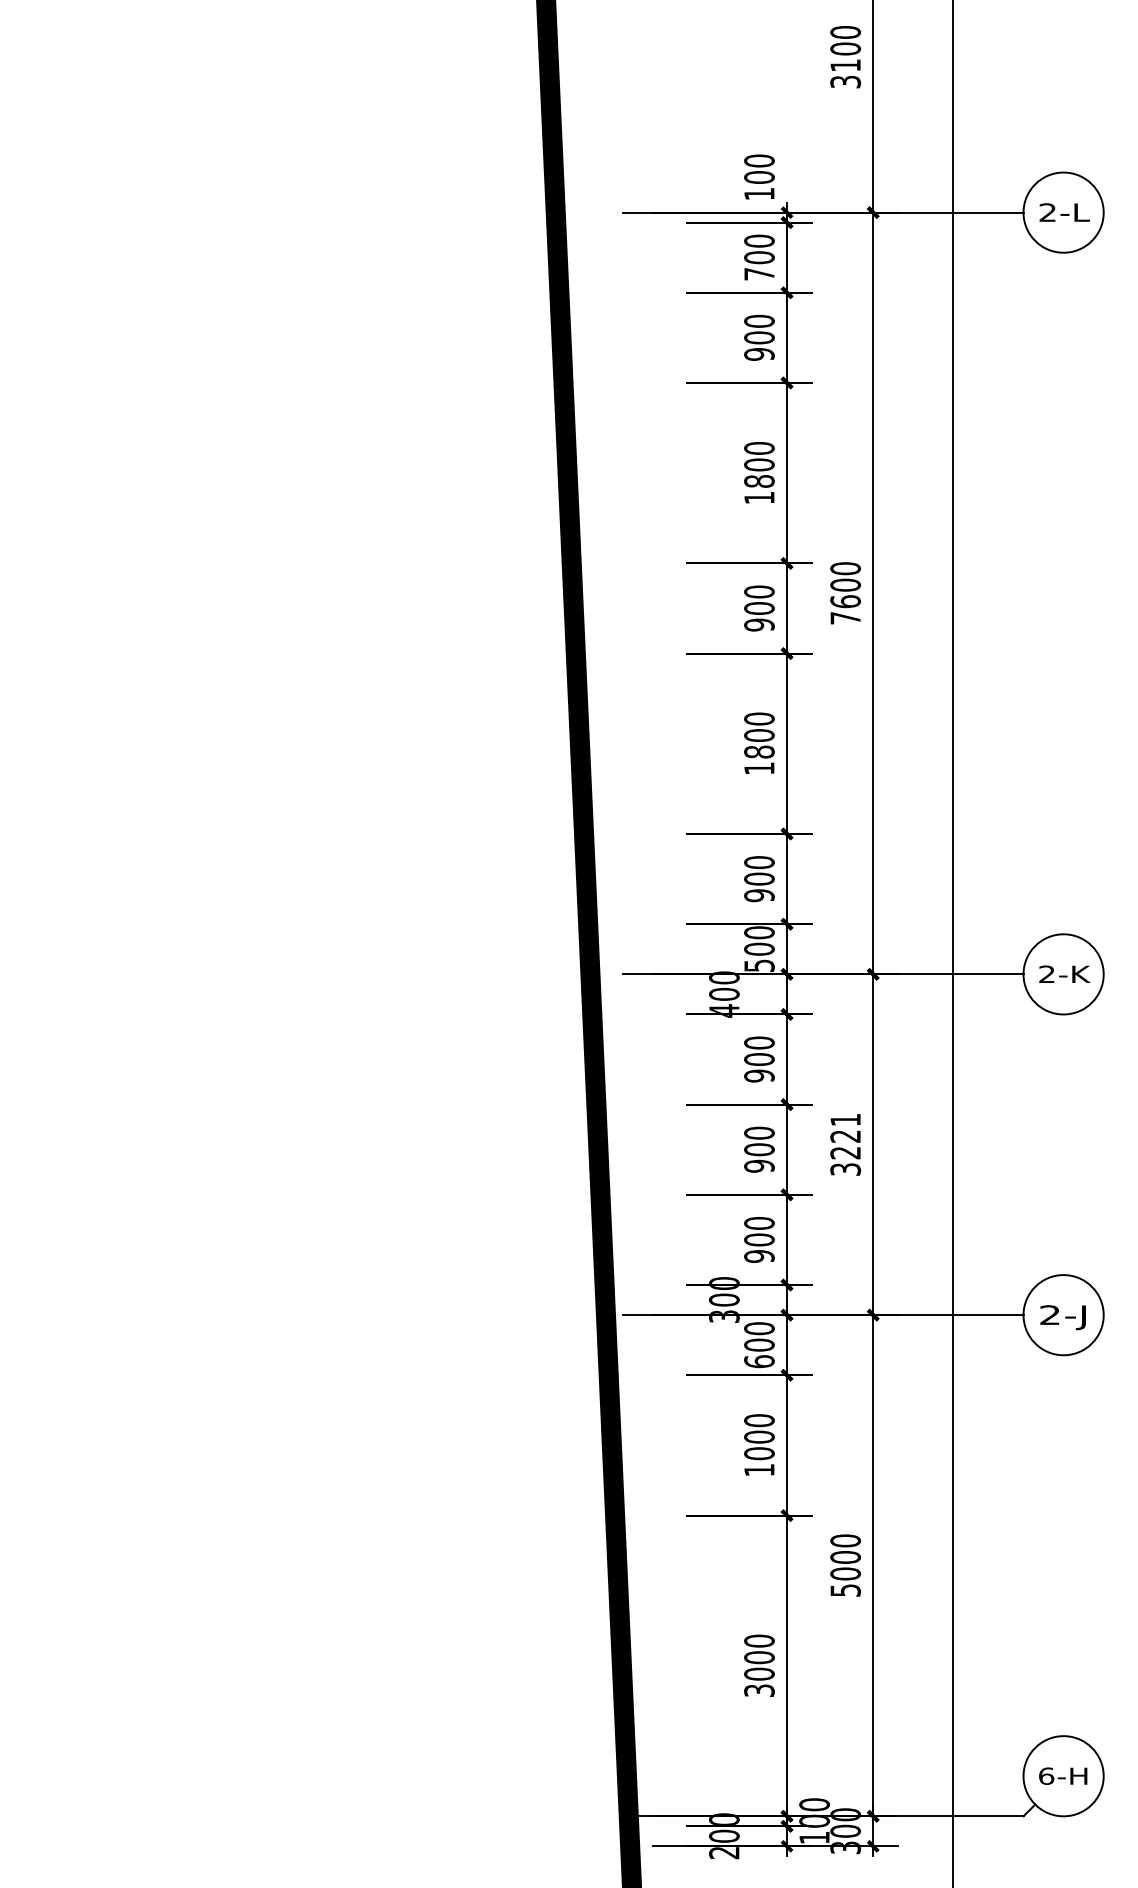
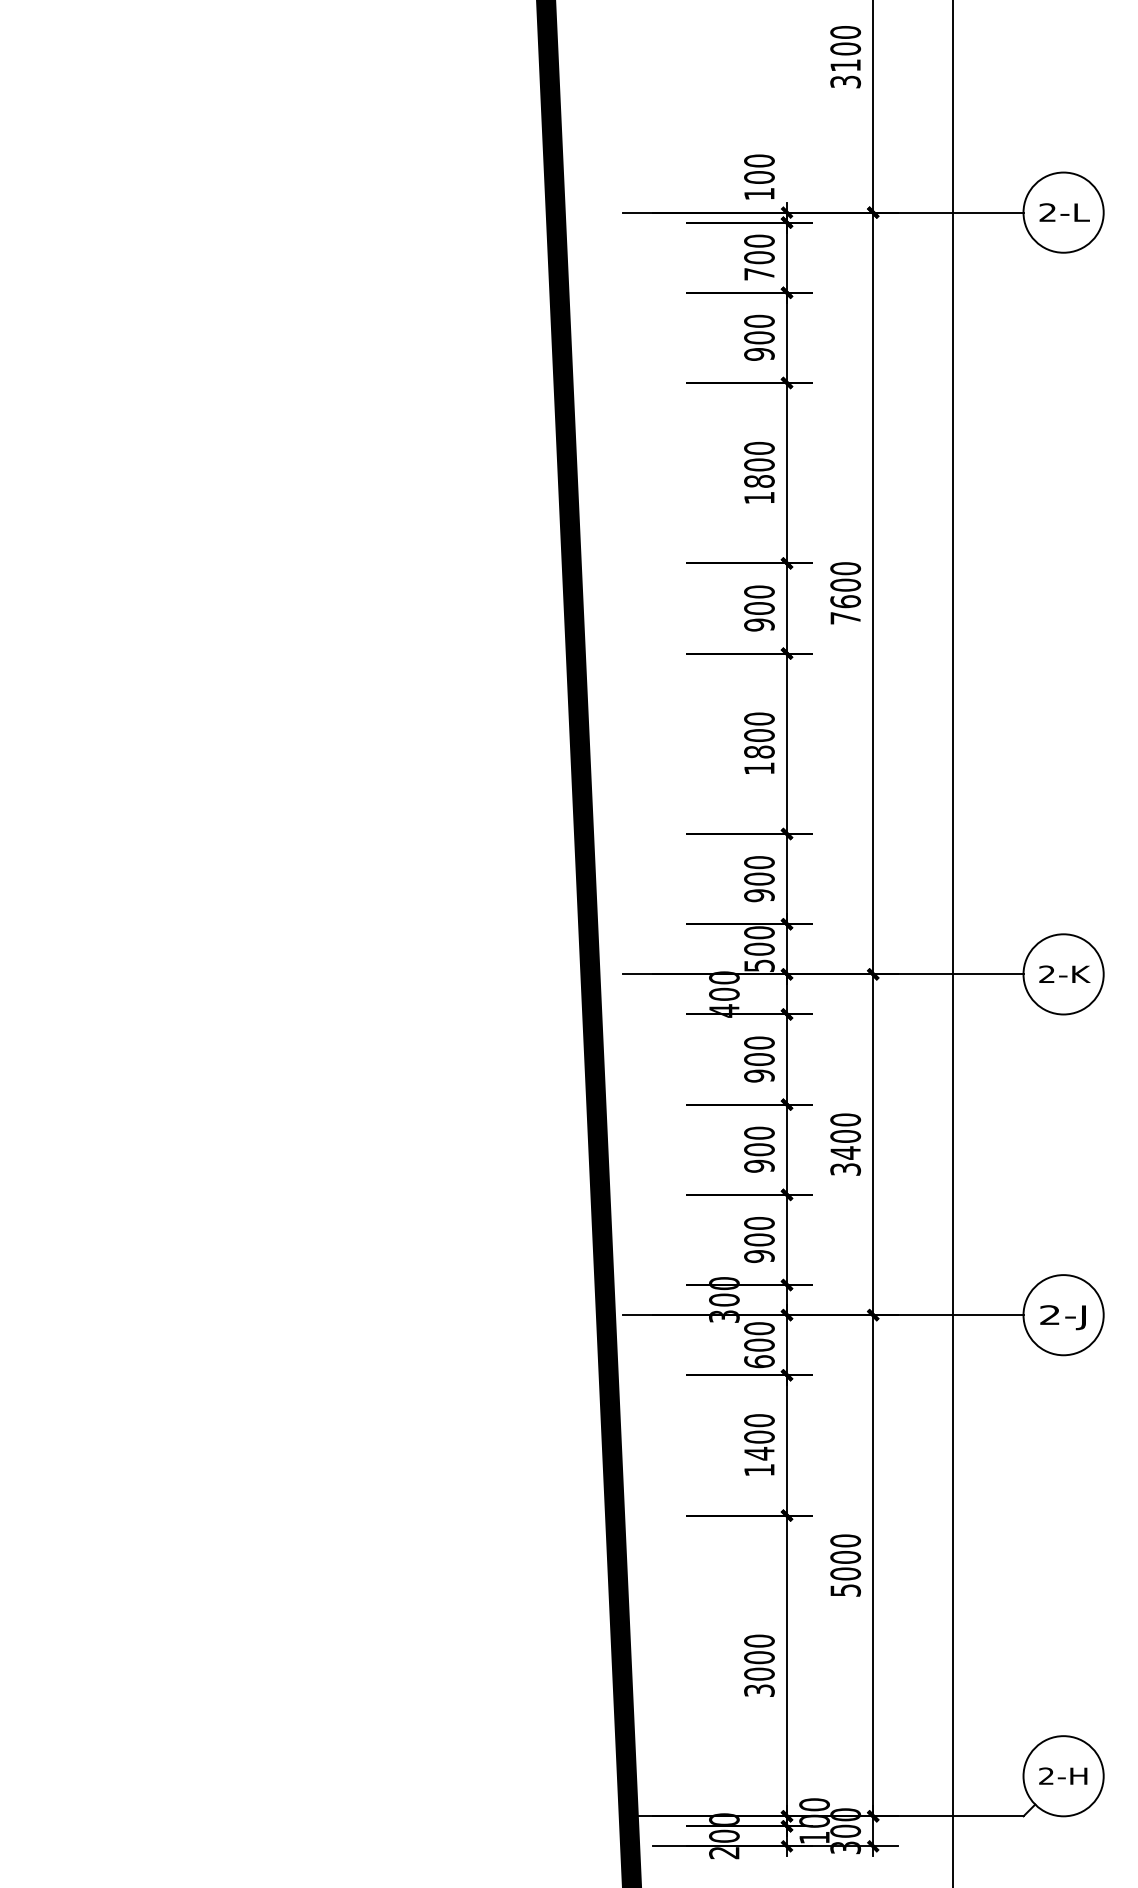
text: 3221 -> 3400 (845, 1136)
text: 1000 -> 1400 (759, 1453)
text: 6-H -> 2-H (1046, 1775)
